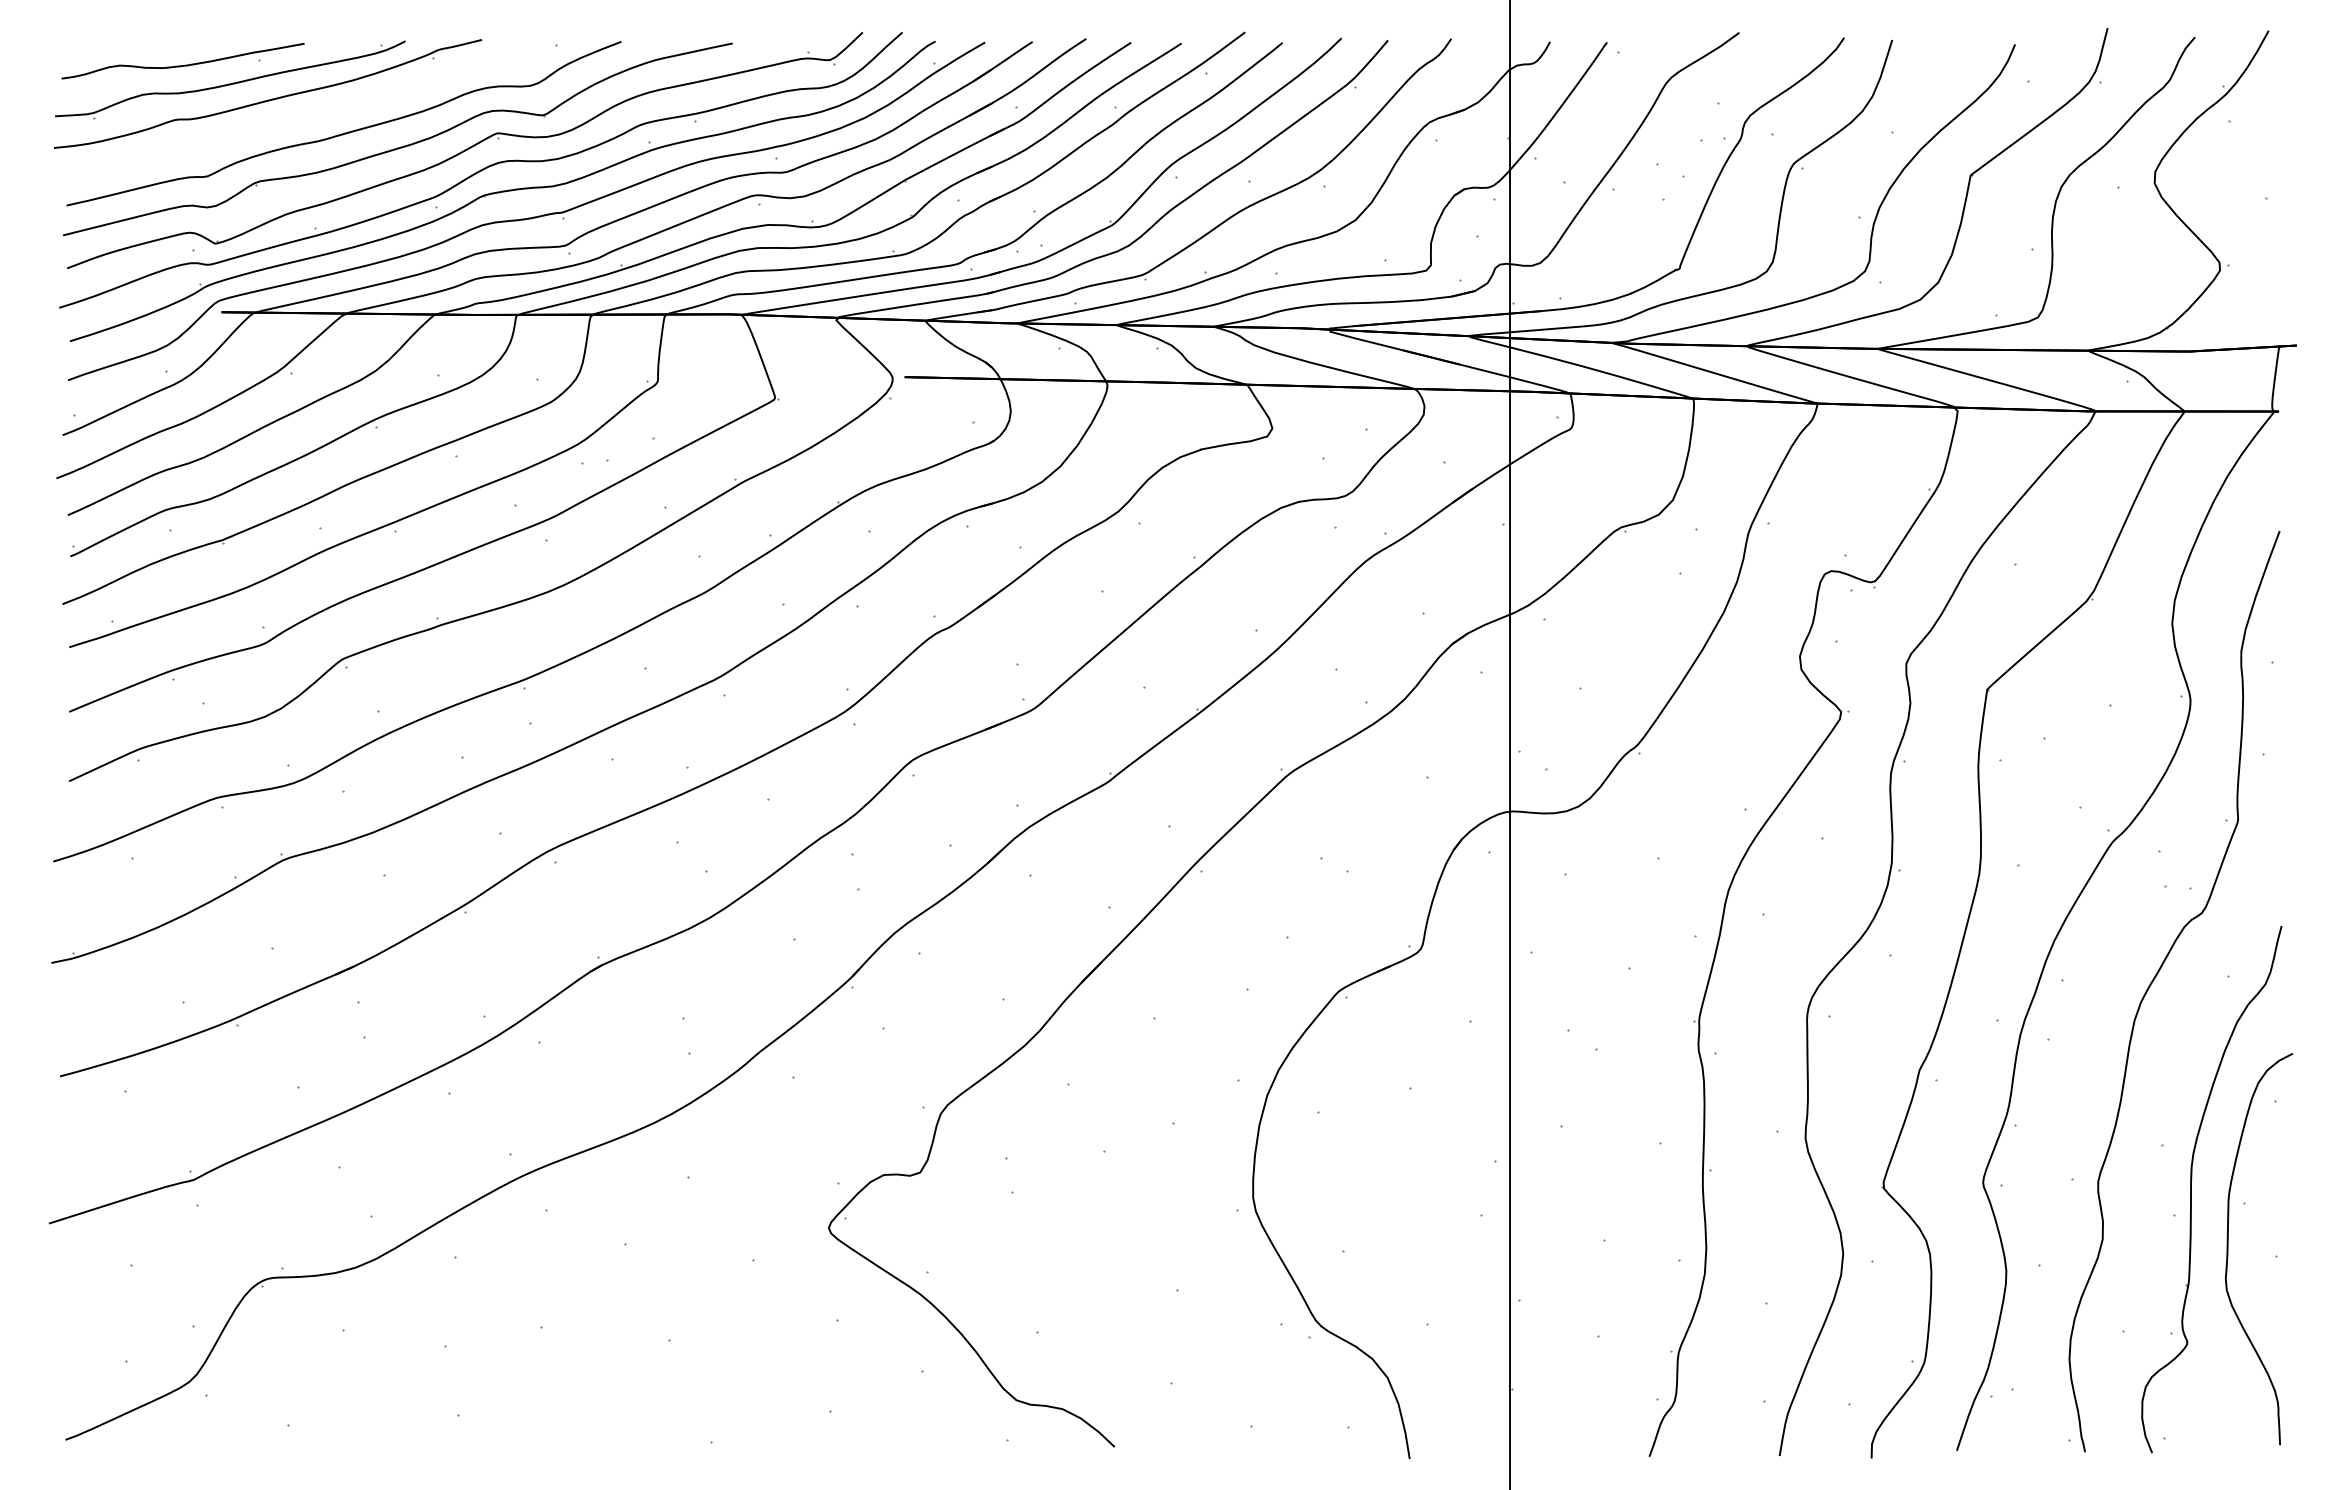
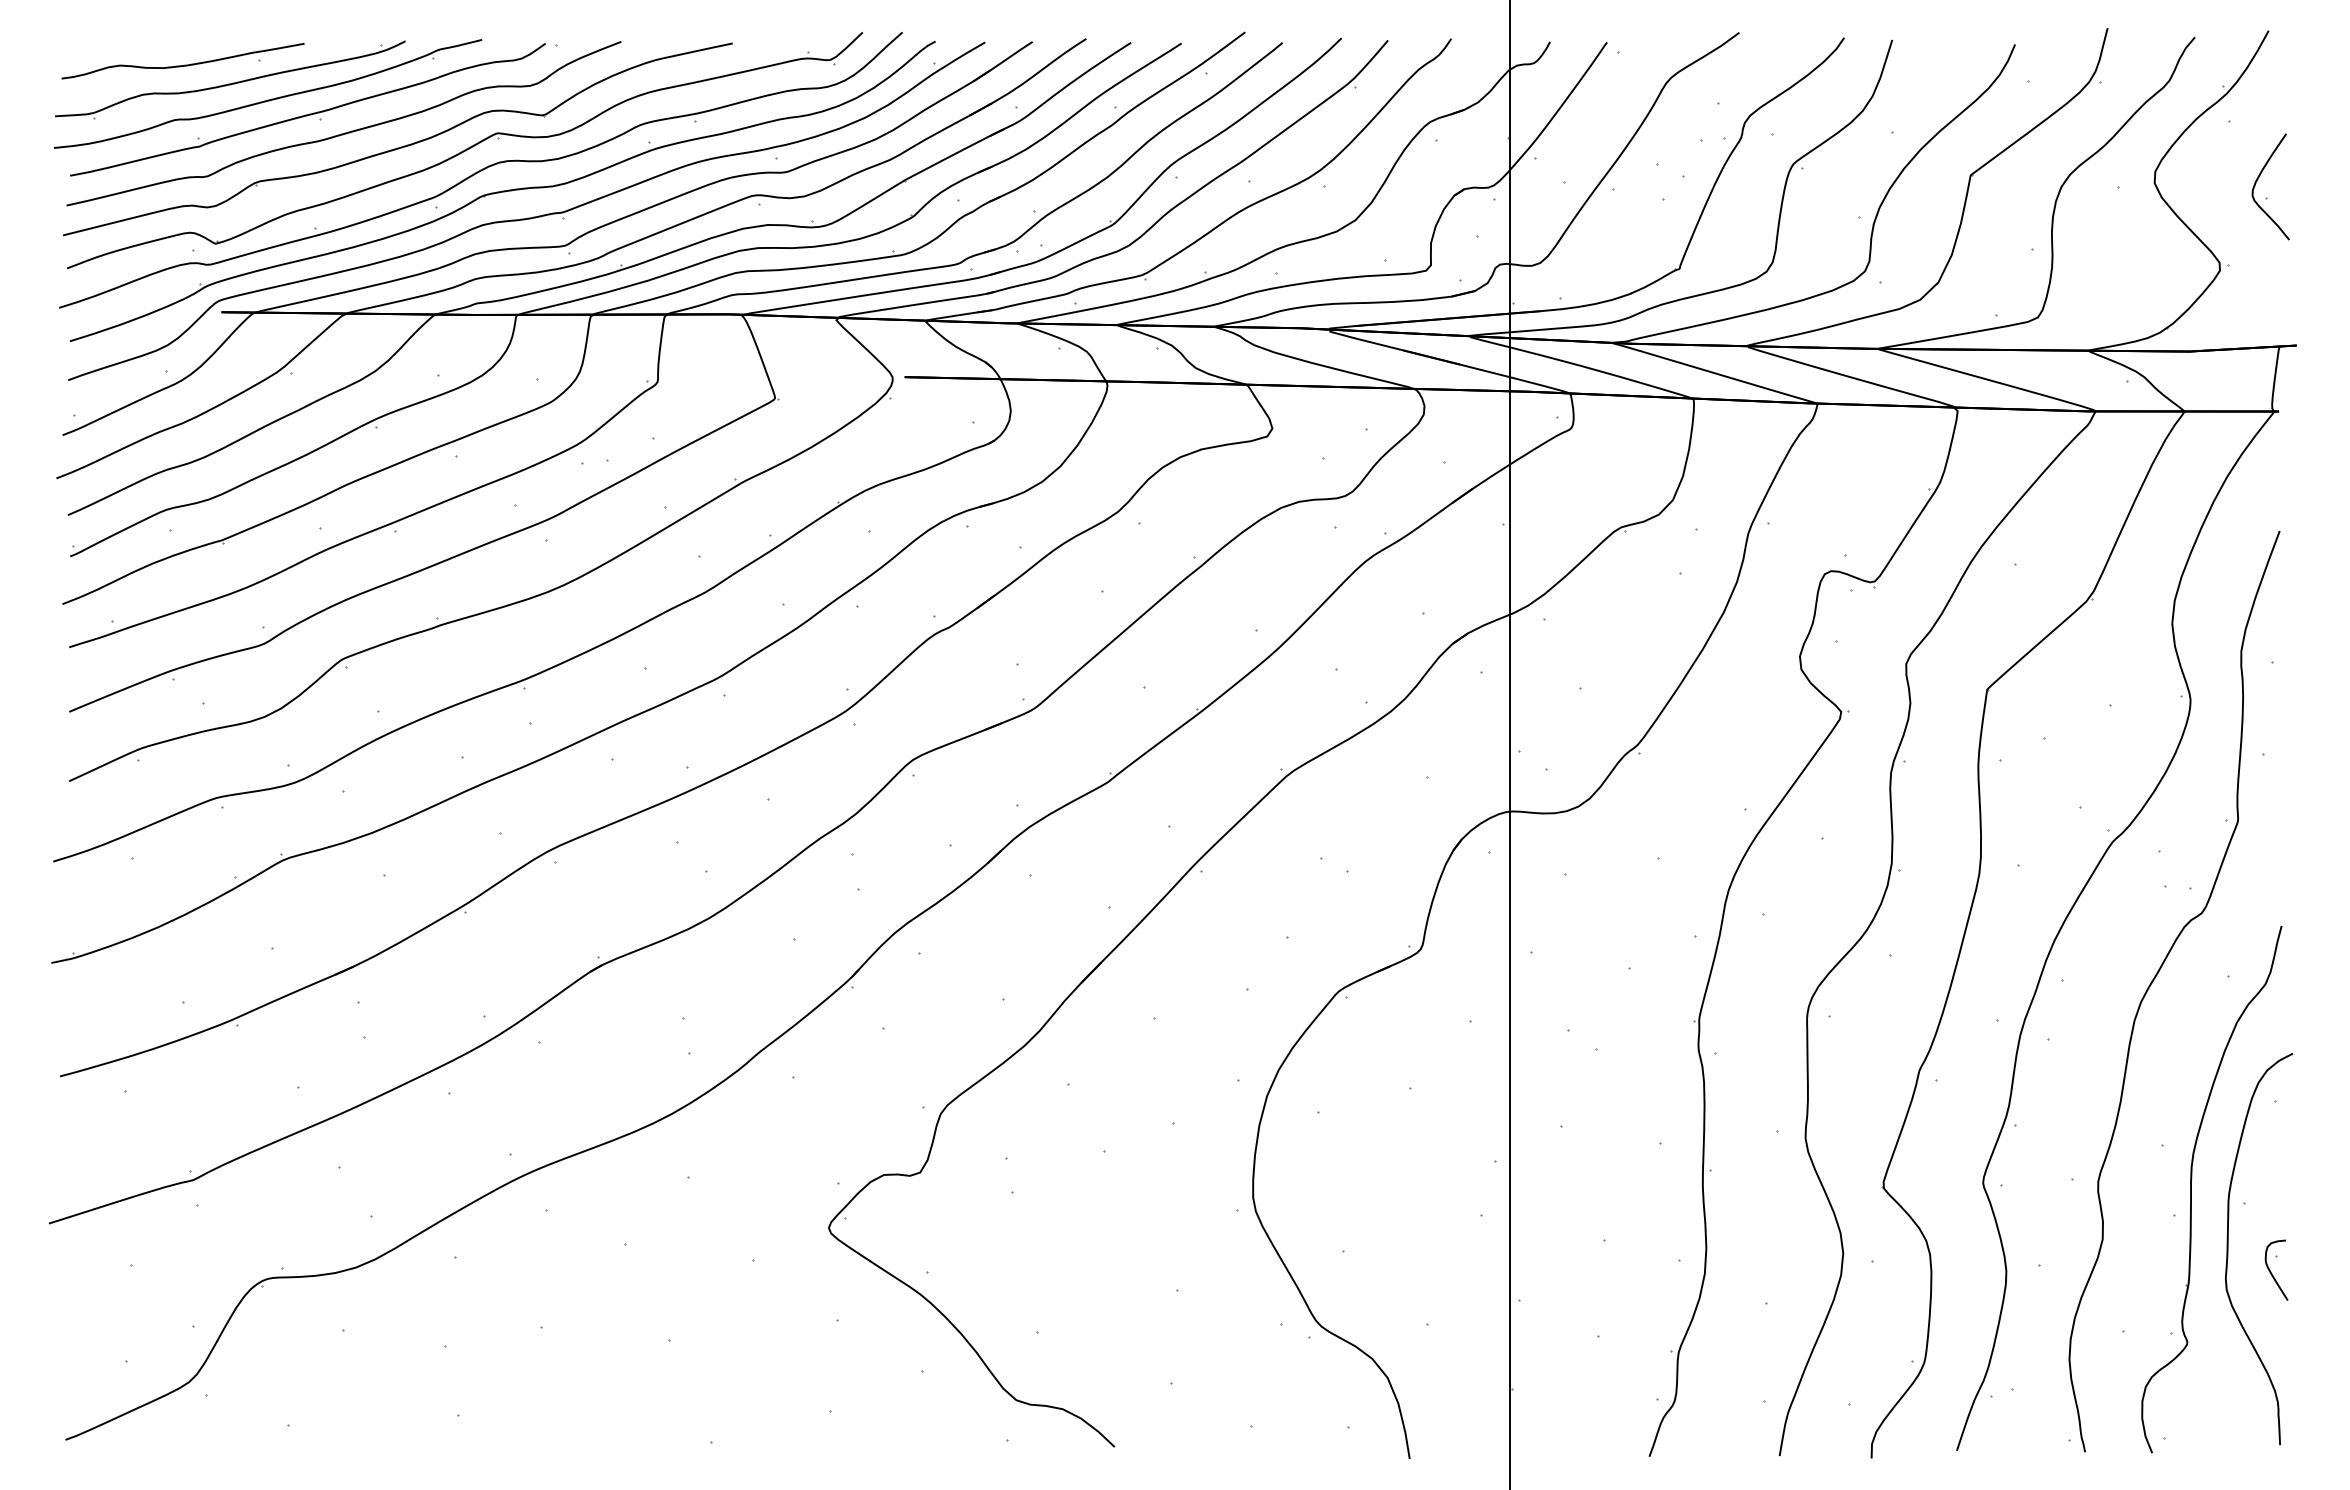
part: none -> present (307, 109)
curve: none -> present (2258, 179)
curve: none -> present (2271, 1271)
